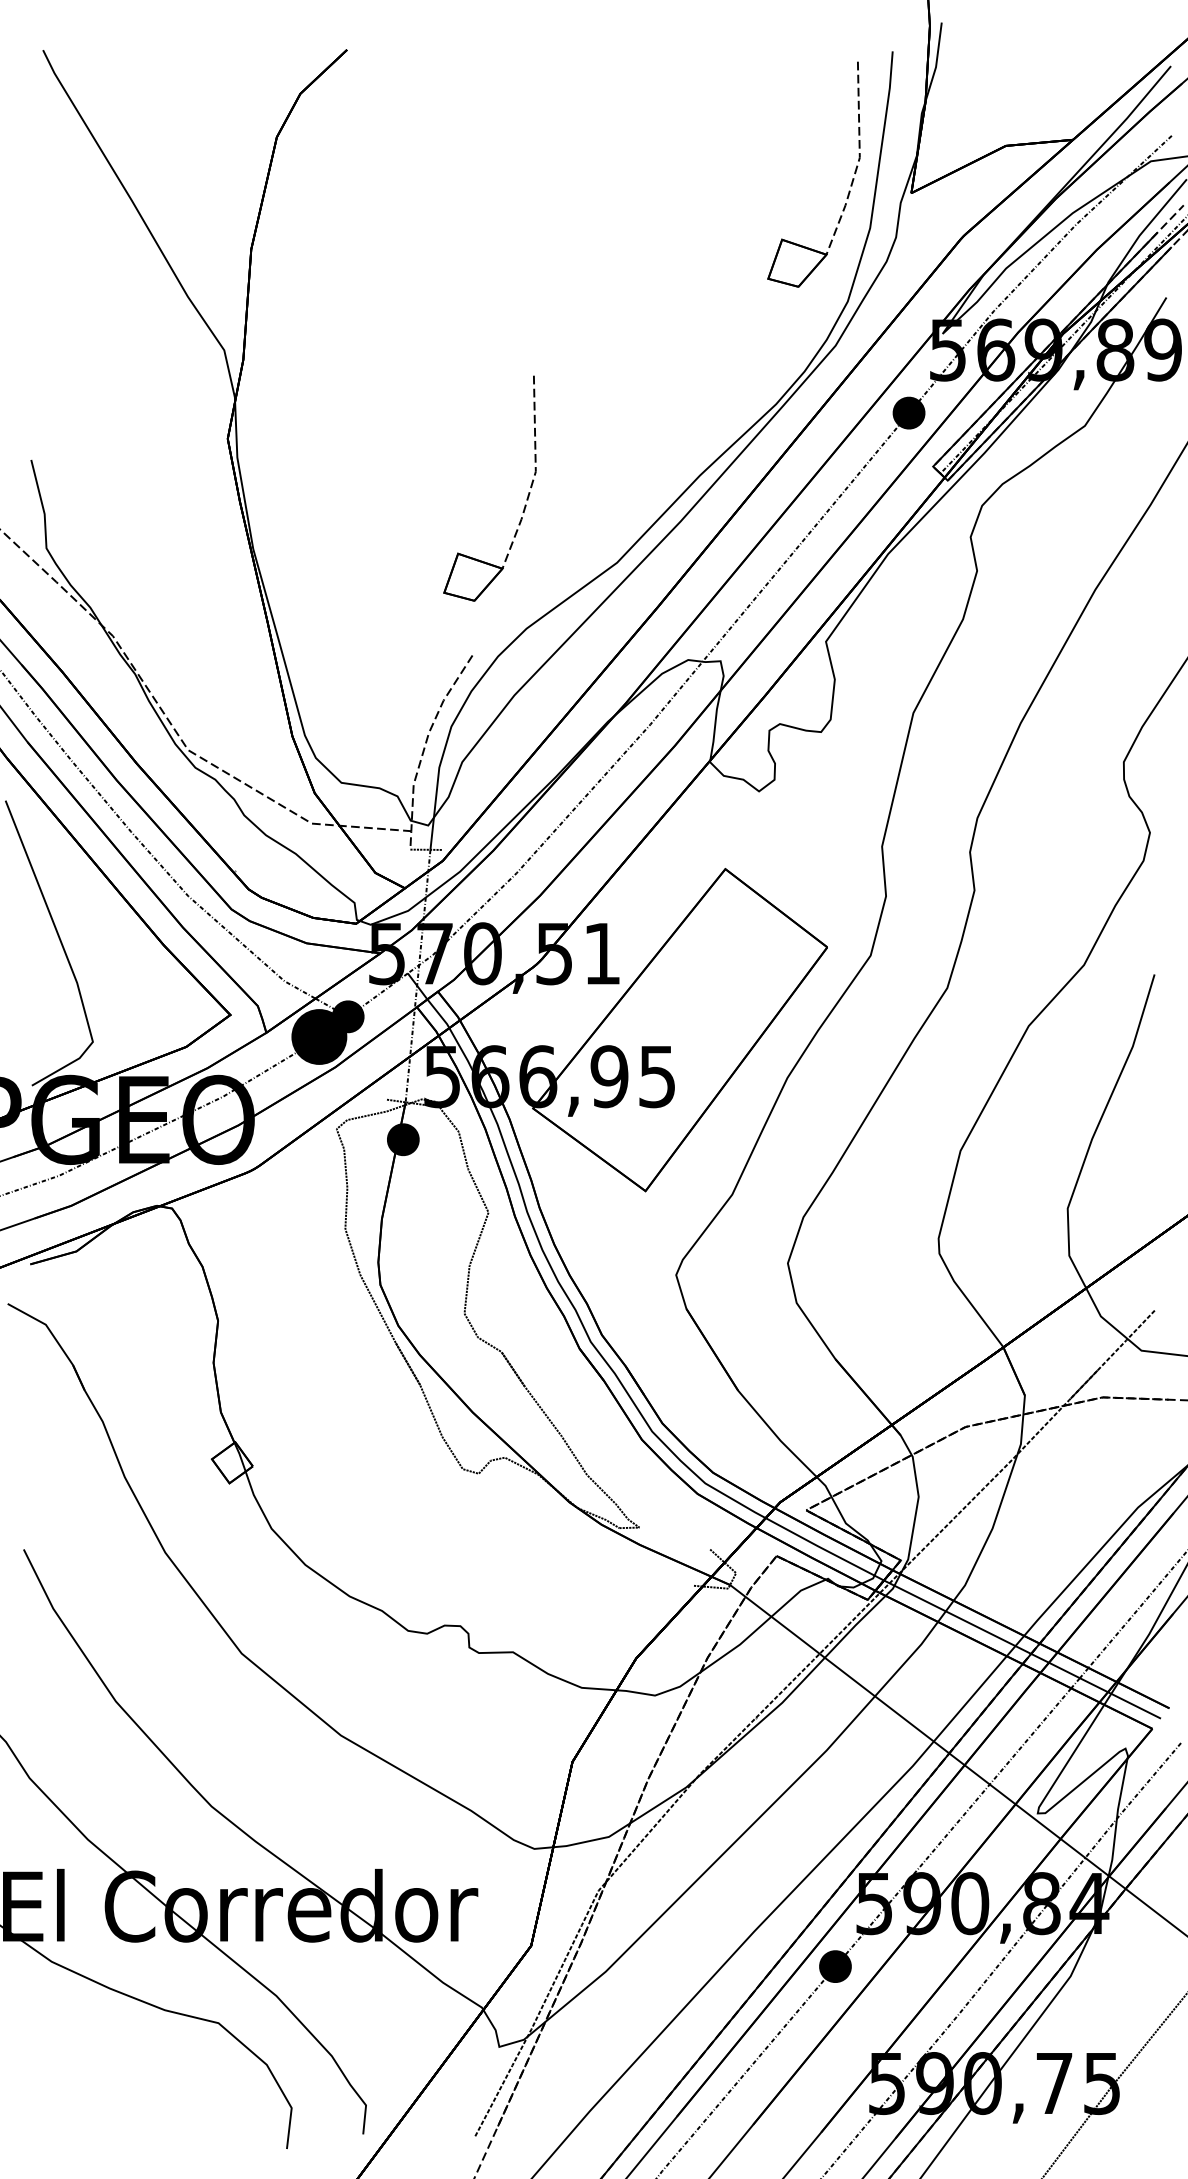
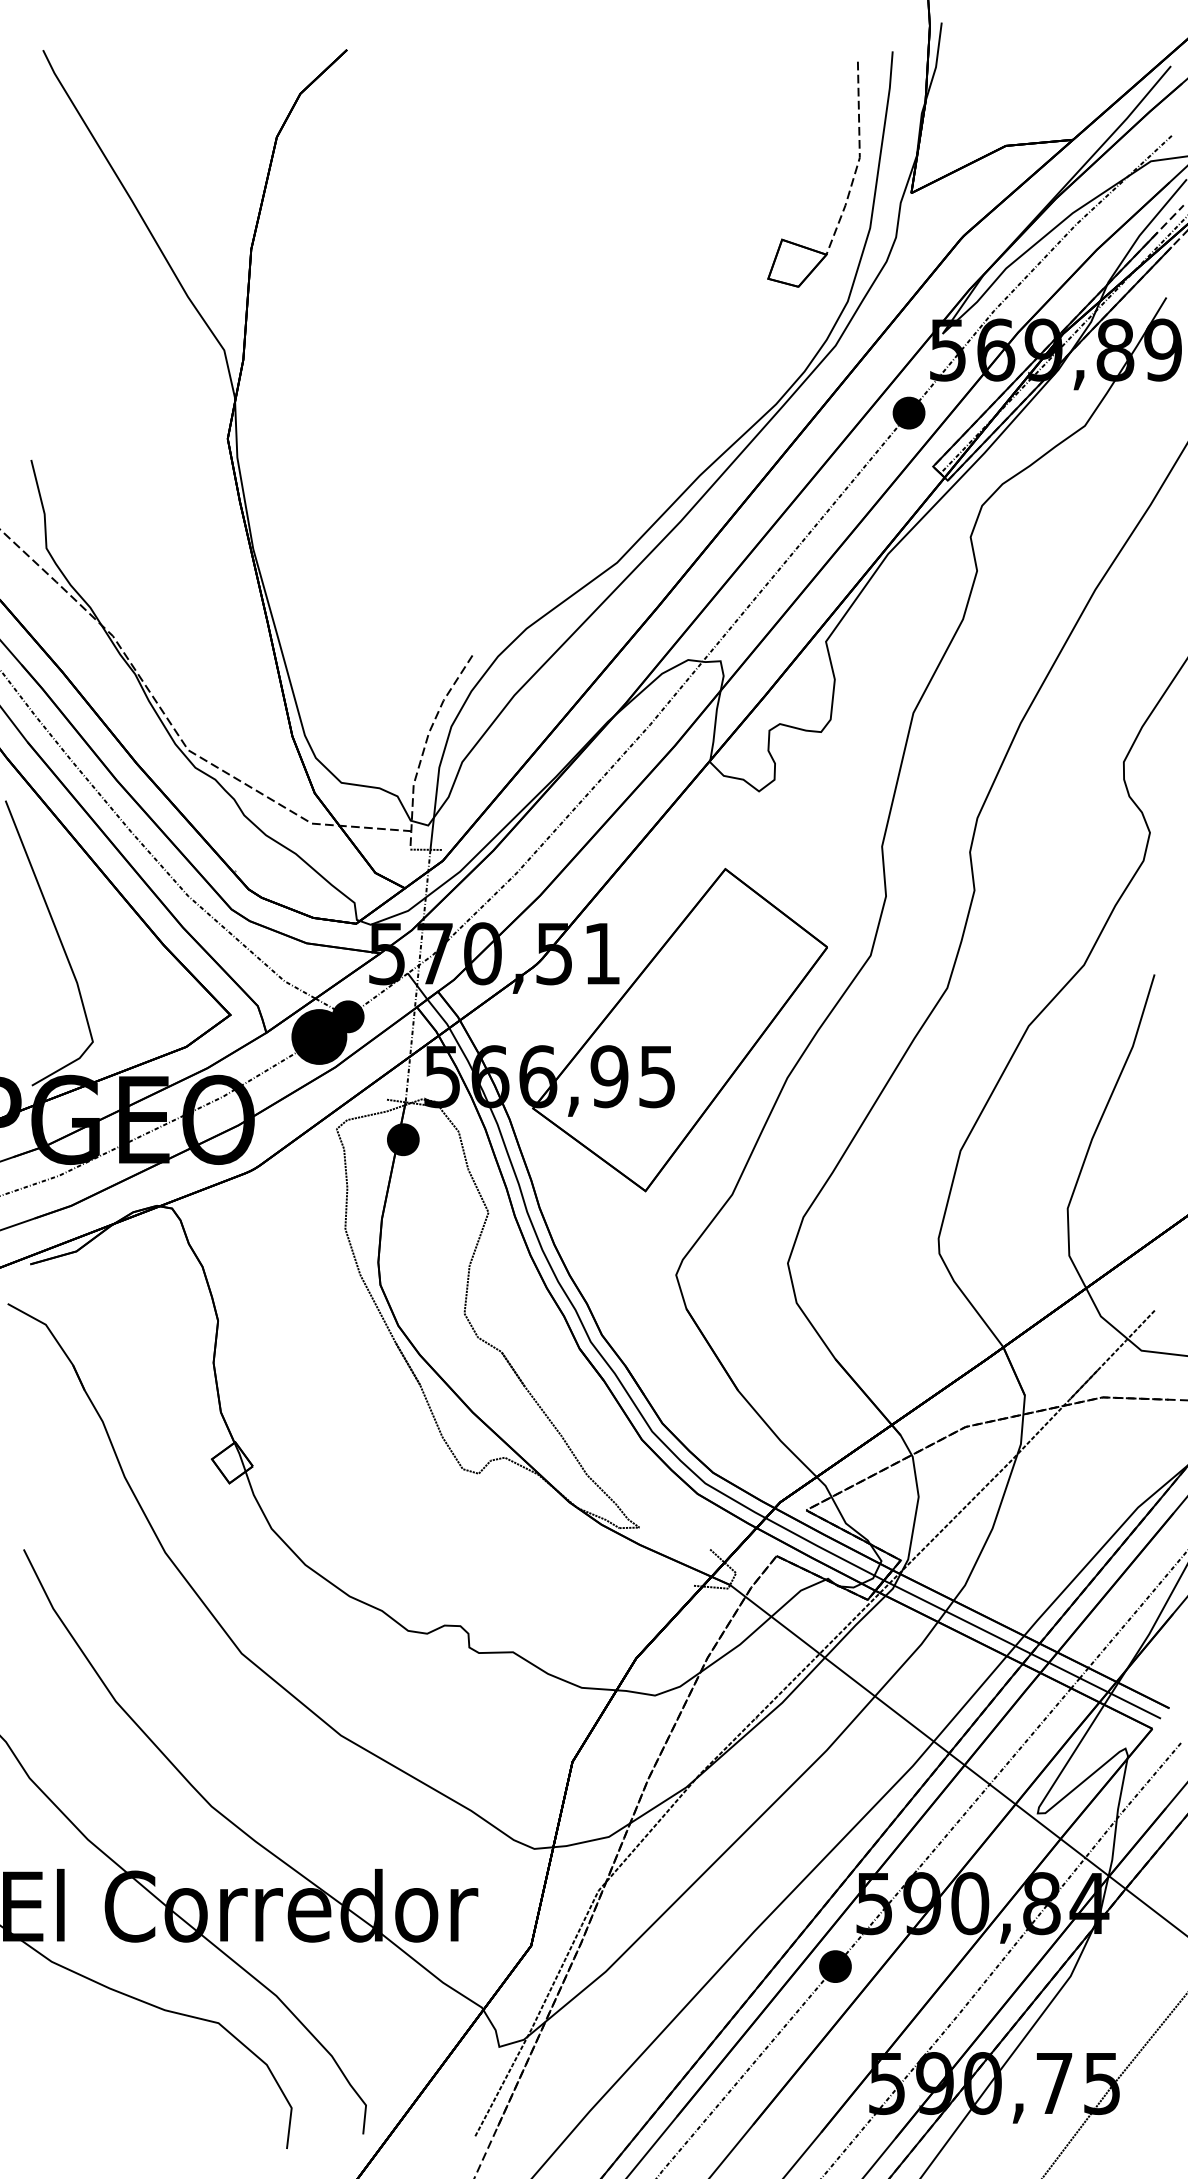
part: present -> none (526, 498)
